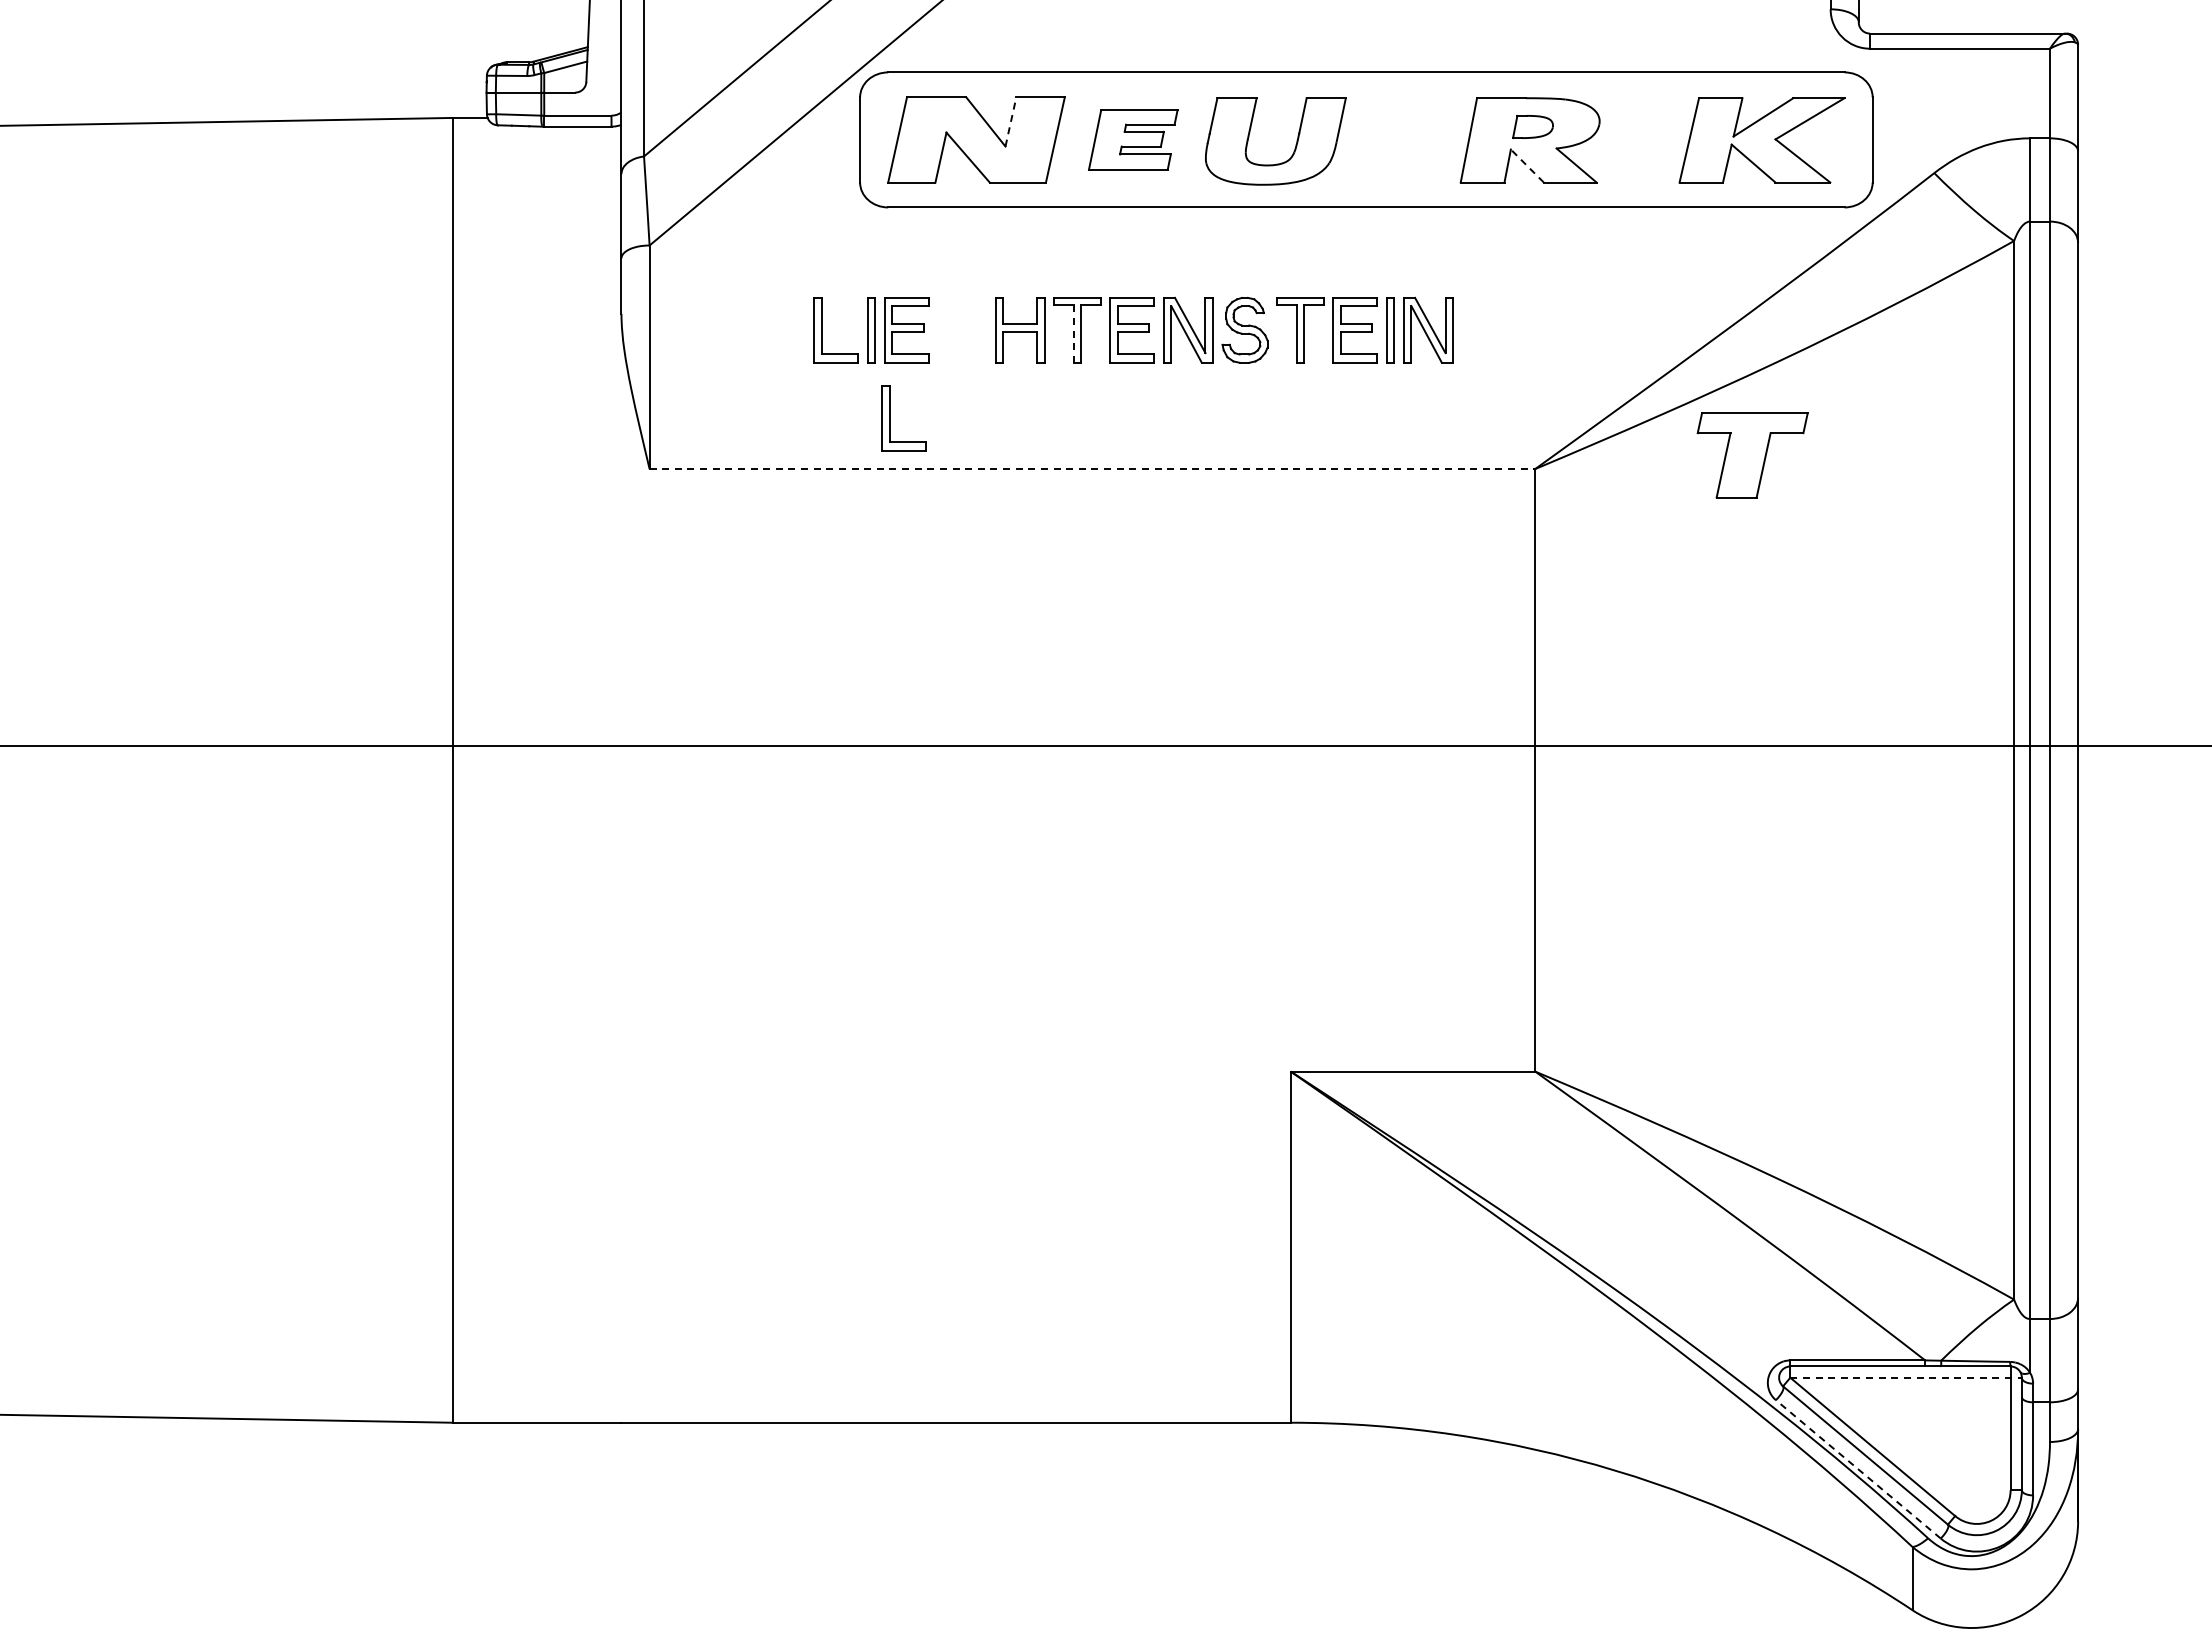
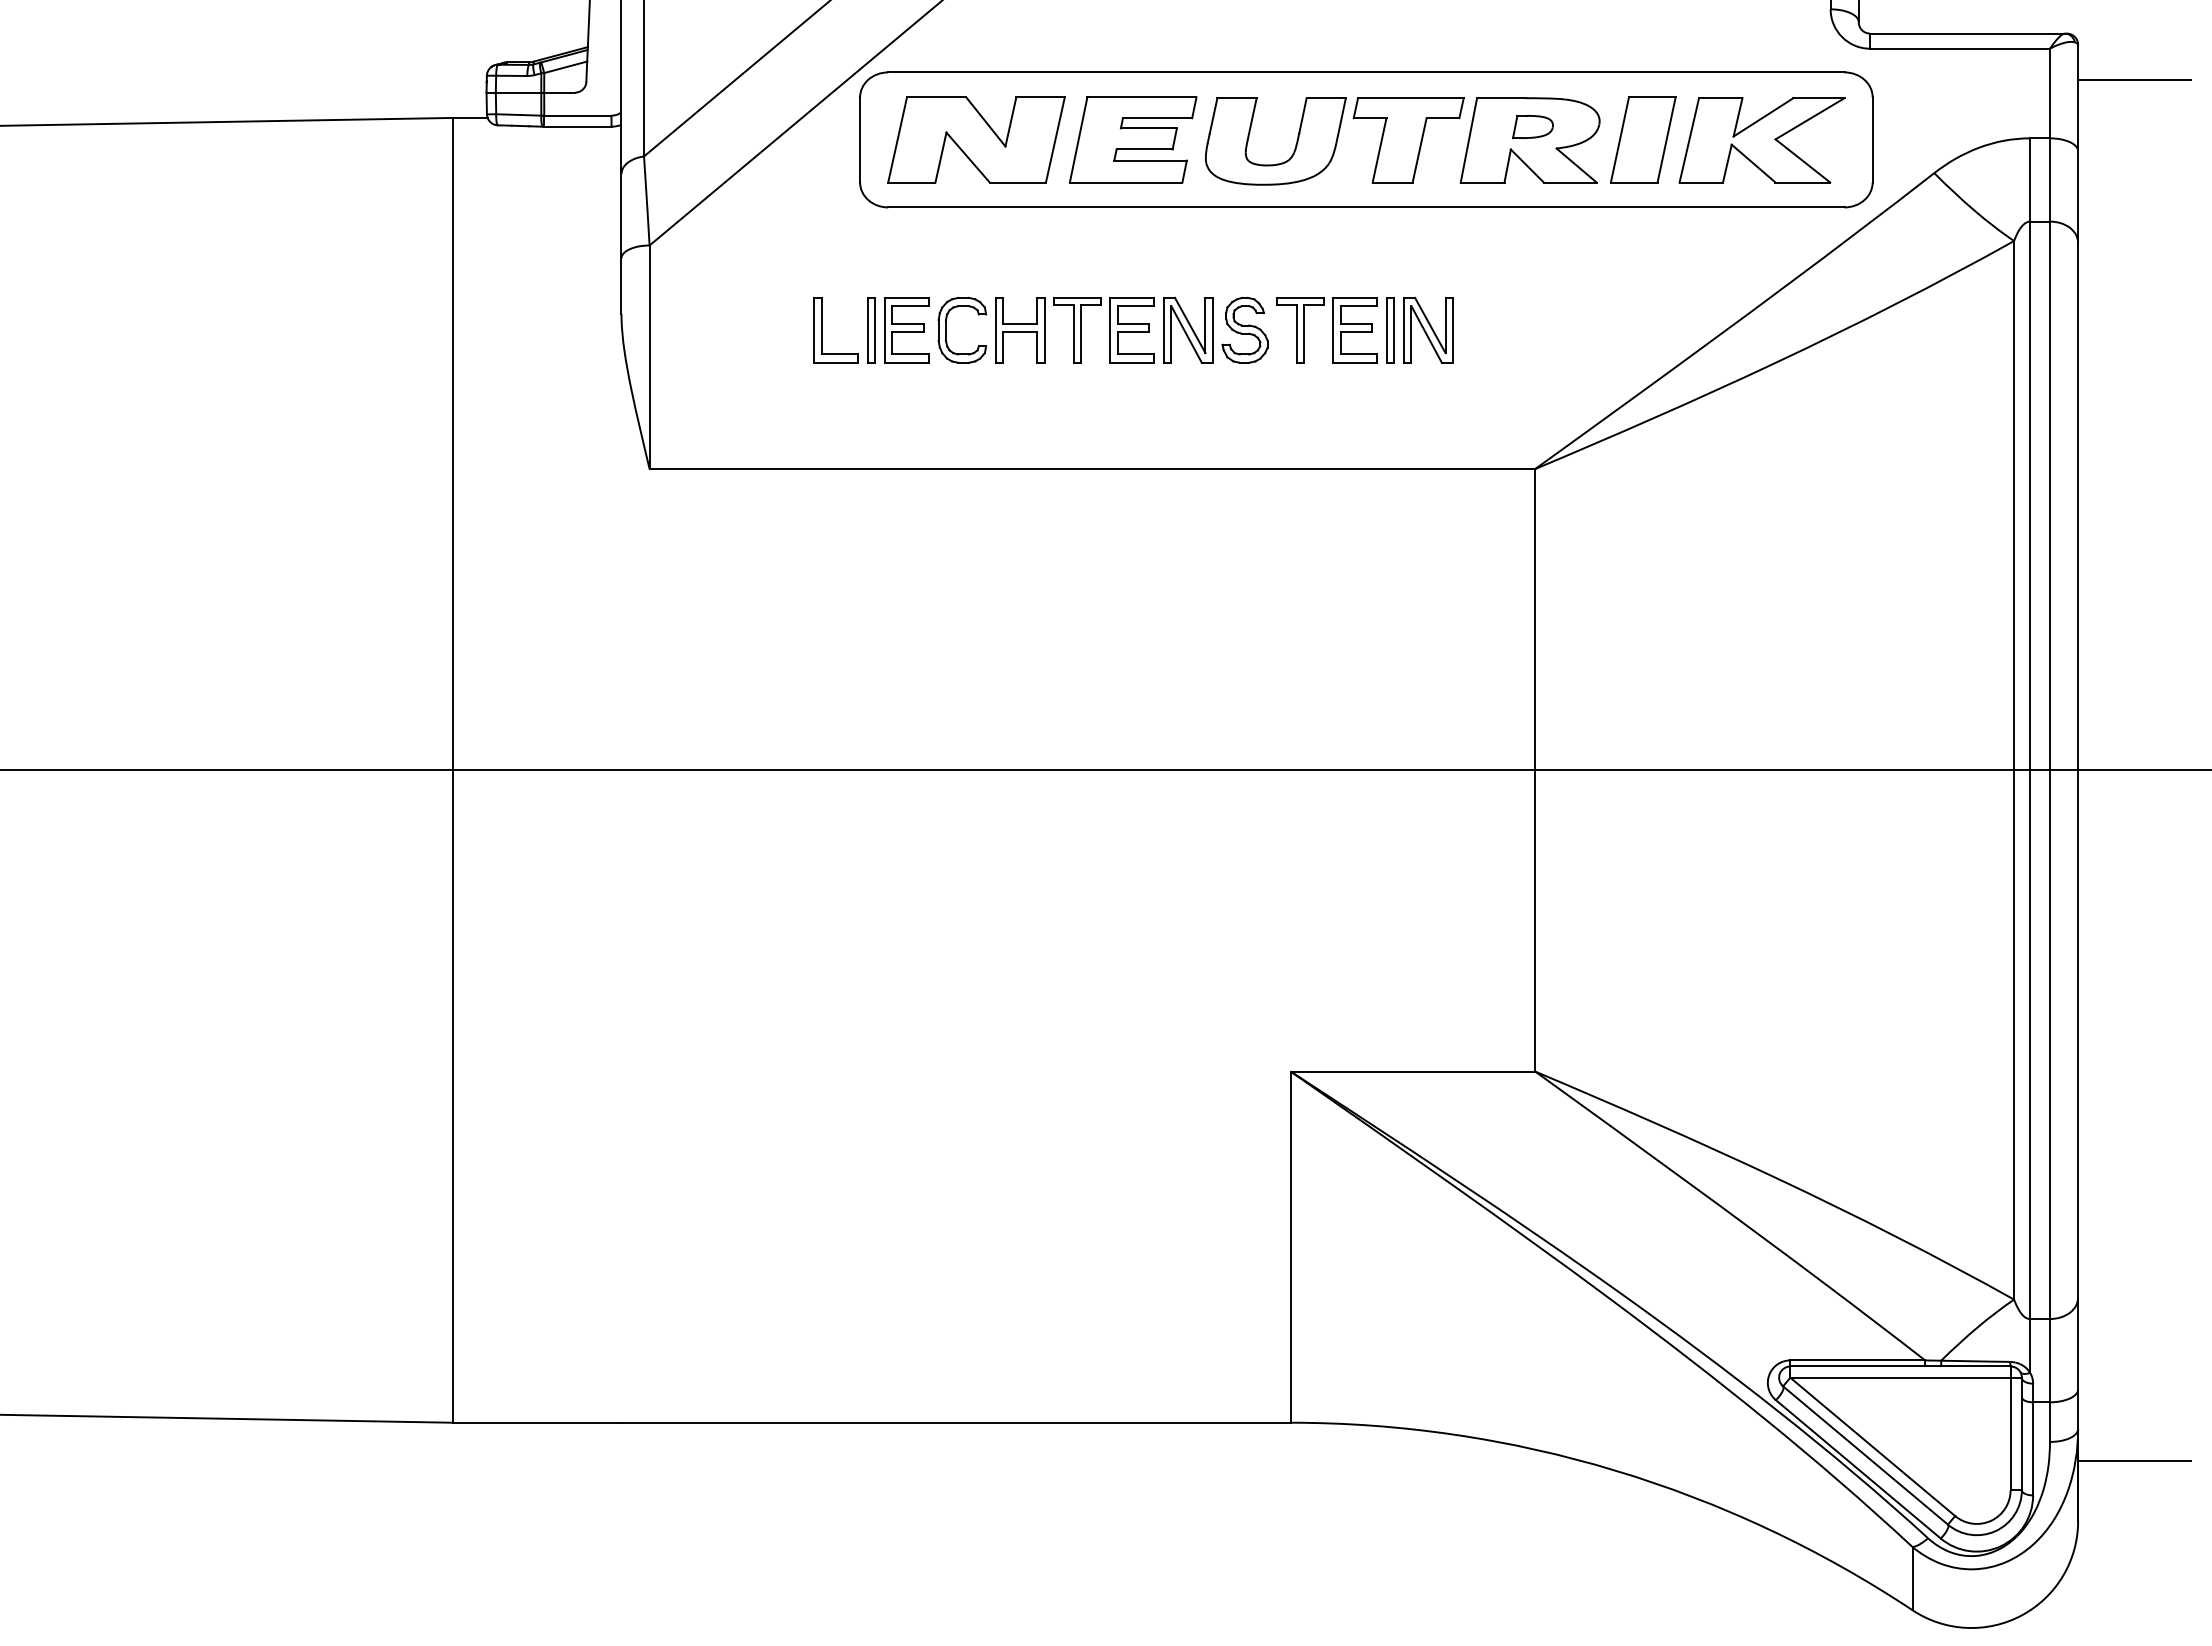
line: none -> present (2134, 79)
line: dashed -> solid (1011, 121)
part size: 91x62 px -> 129x88 px (1133, 139)
part: none -> present (1643, 139)
line: dashed -> solid (1527, 165)
part: none -> present (946, 329)
line: dashed -> solid (1073, 333)
part: present -> none (890, 418)
part position: (1752, 455) -> (1408, 140) (1408, 140)
line: dashed -> solid (1092, 469)
line position: (1105, 746) -> (1105, 770) (1105, 770)
line: dashed -> solid (1906, 1377)
line: none -> present (2134, 1460)
line: dashed -> solid (1858, 1469)
